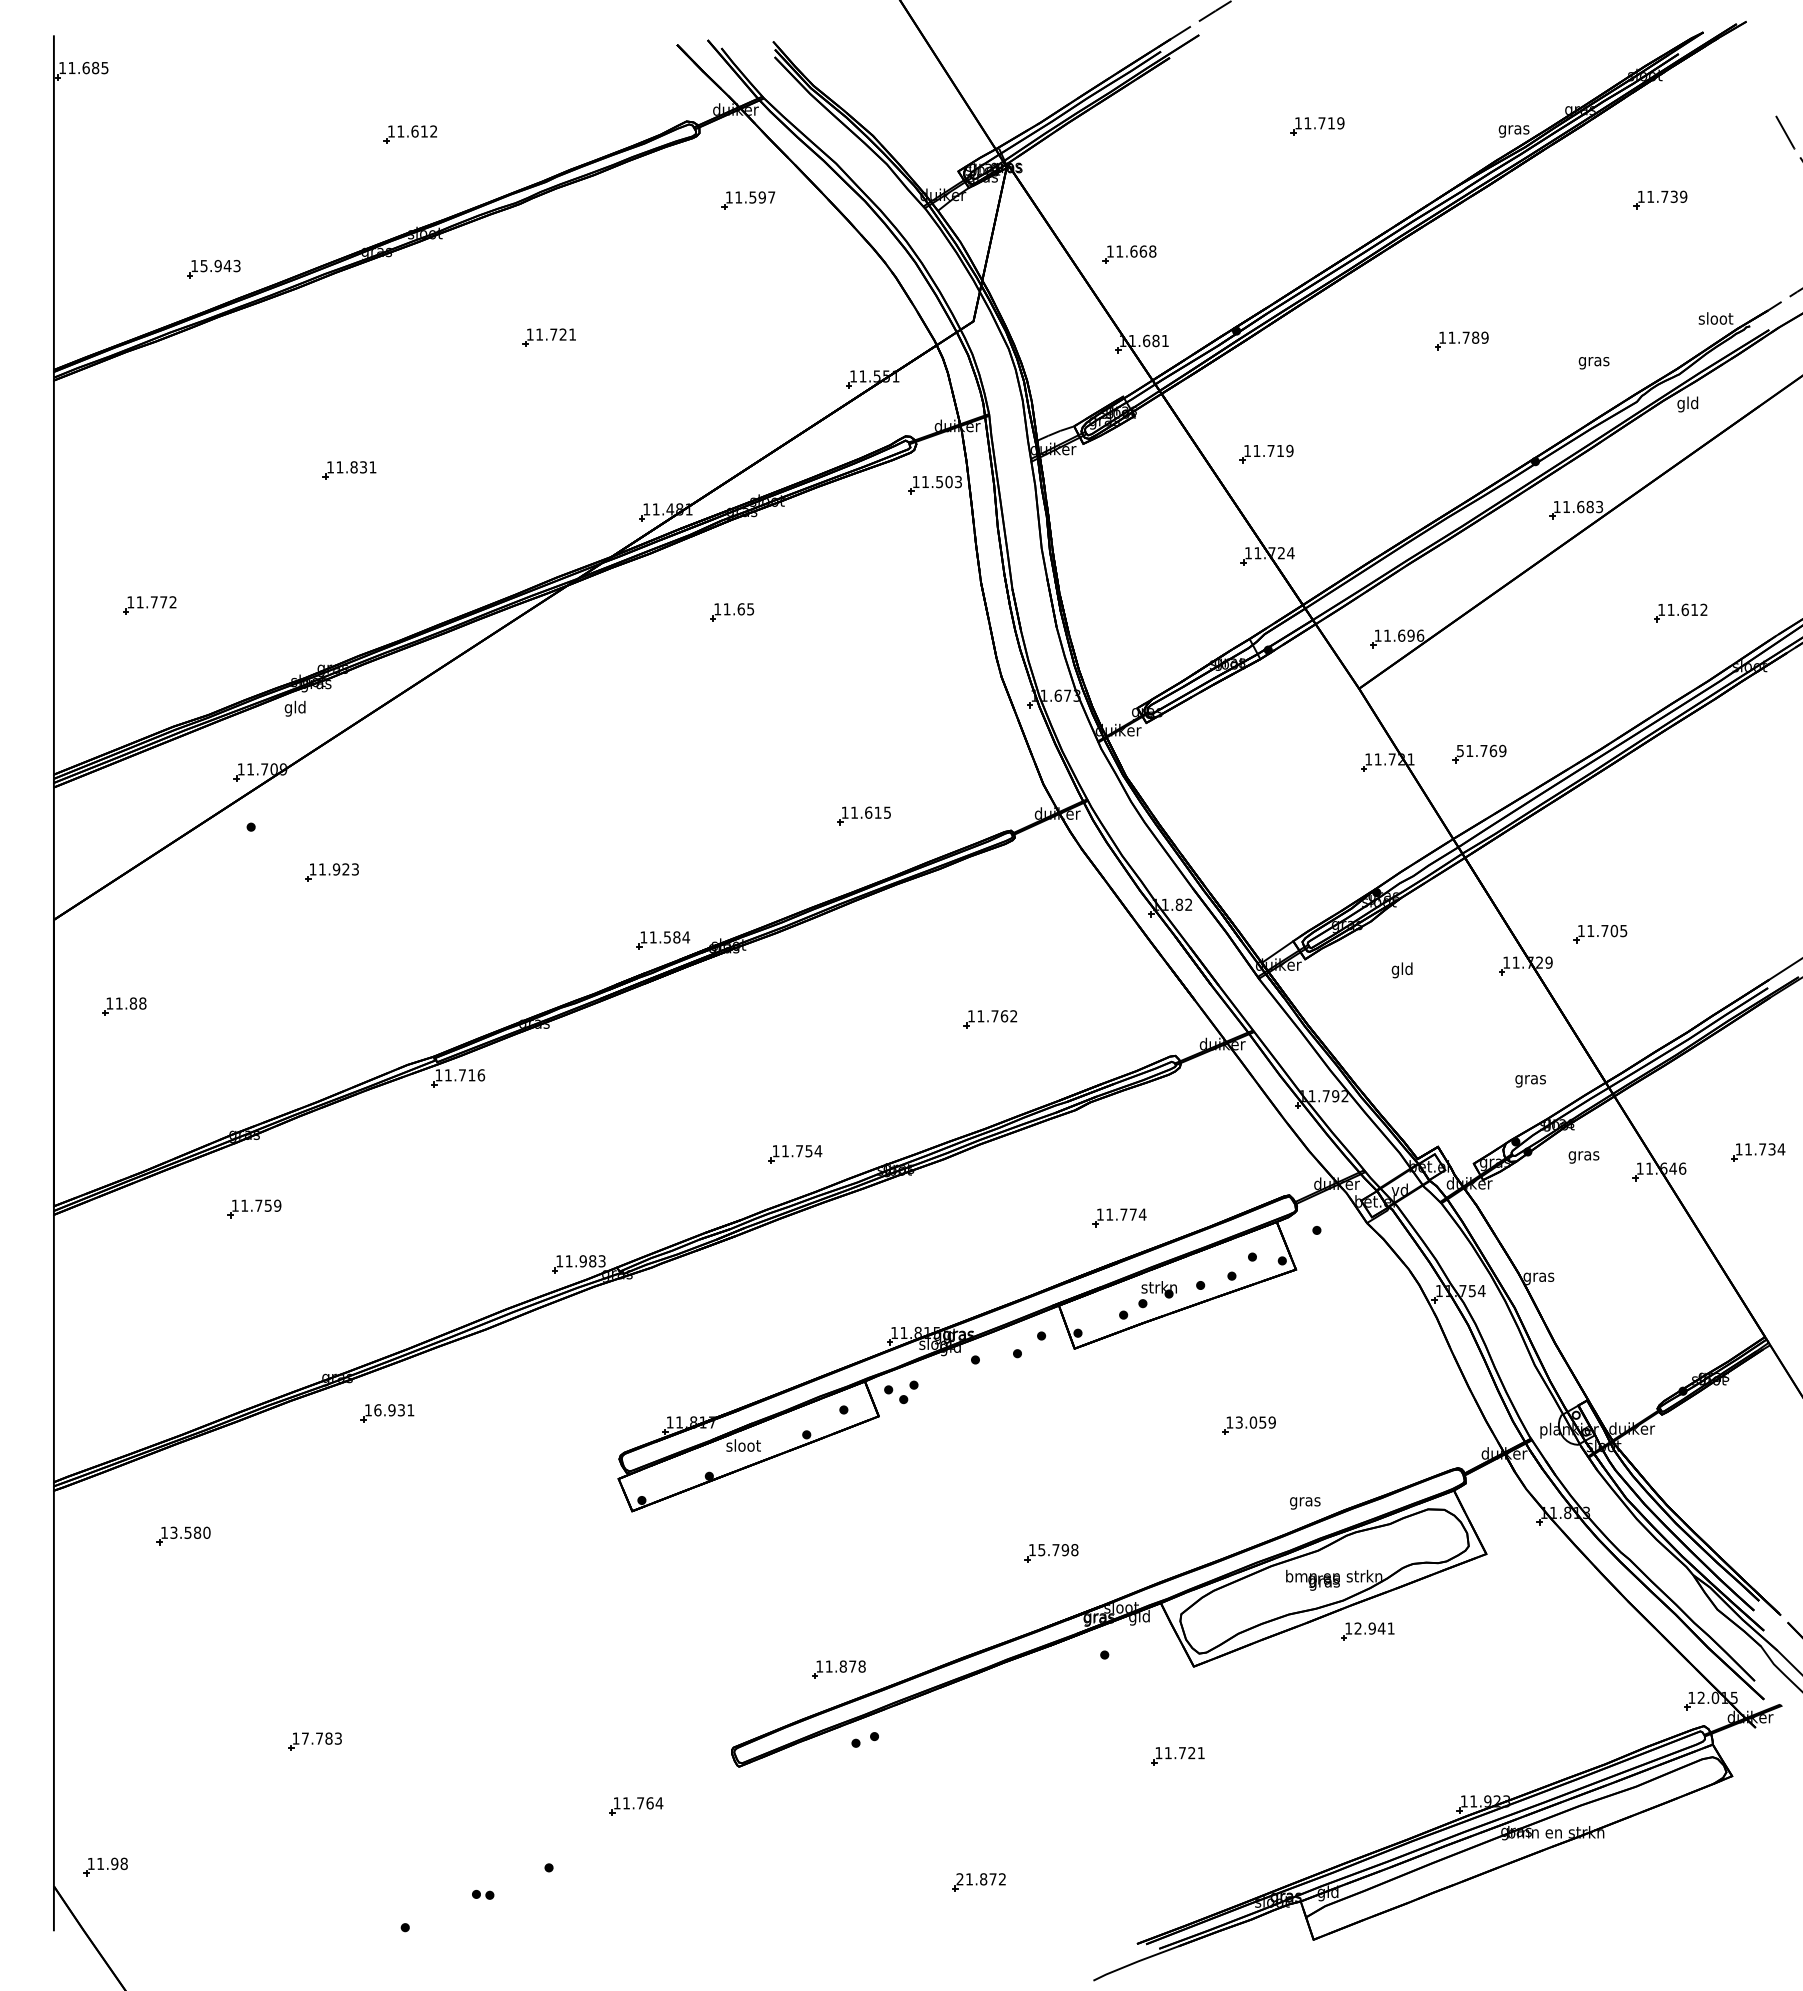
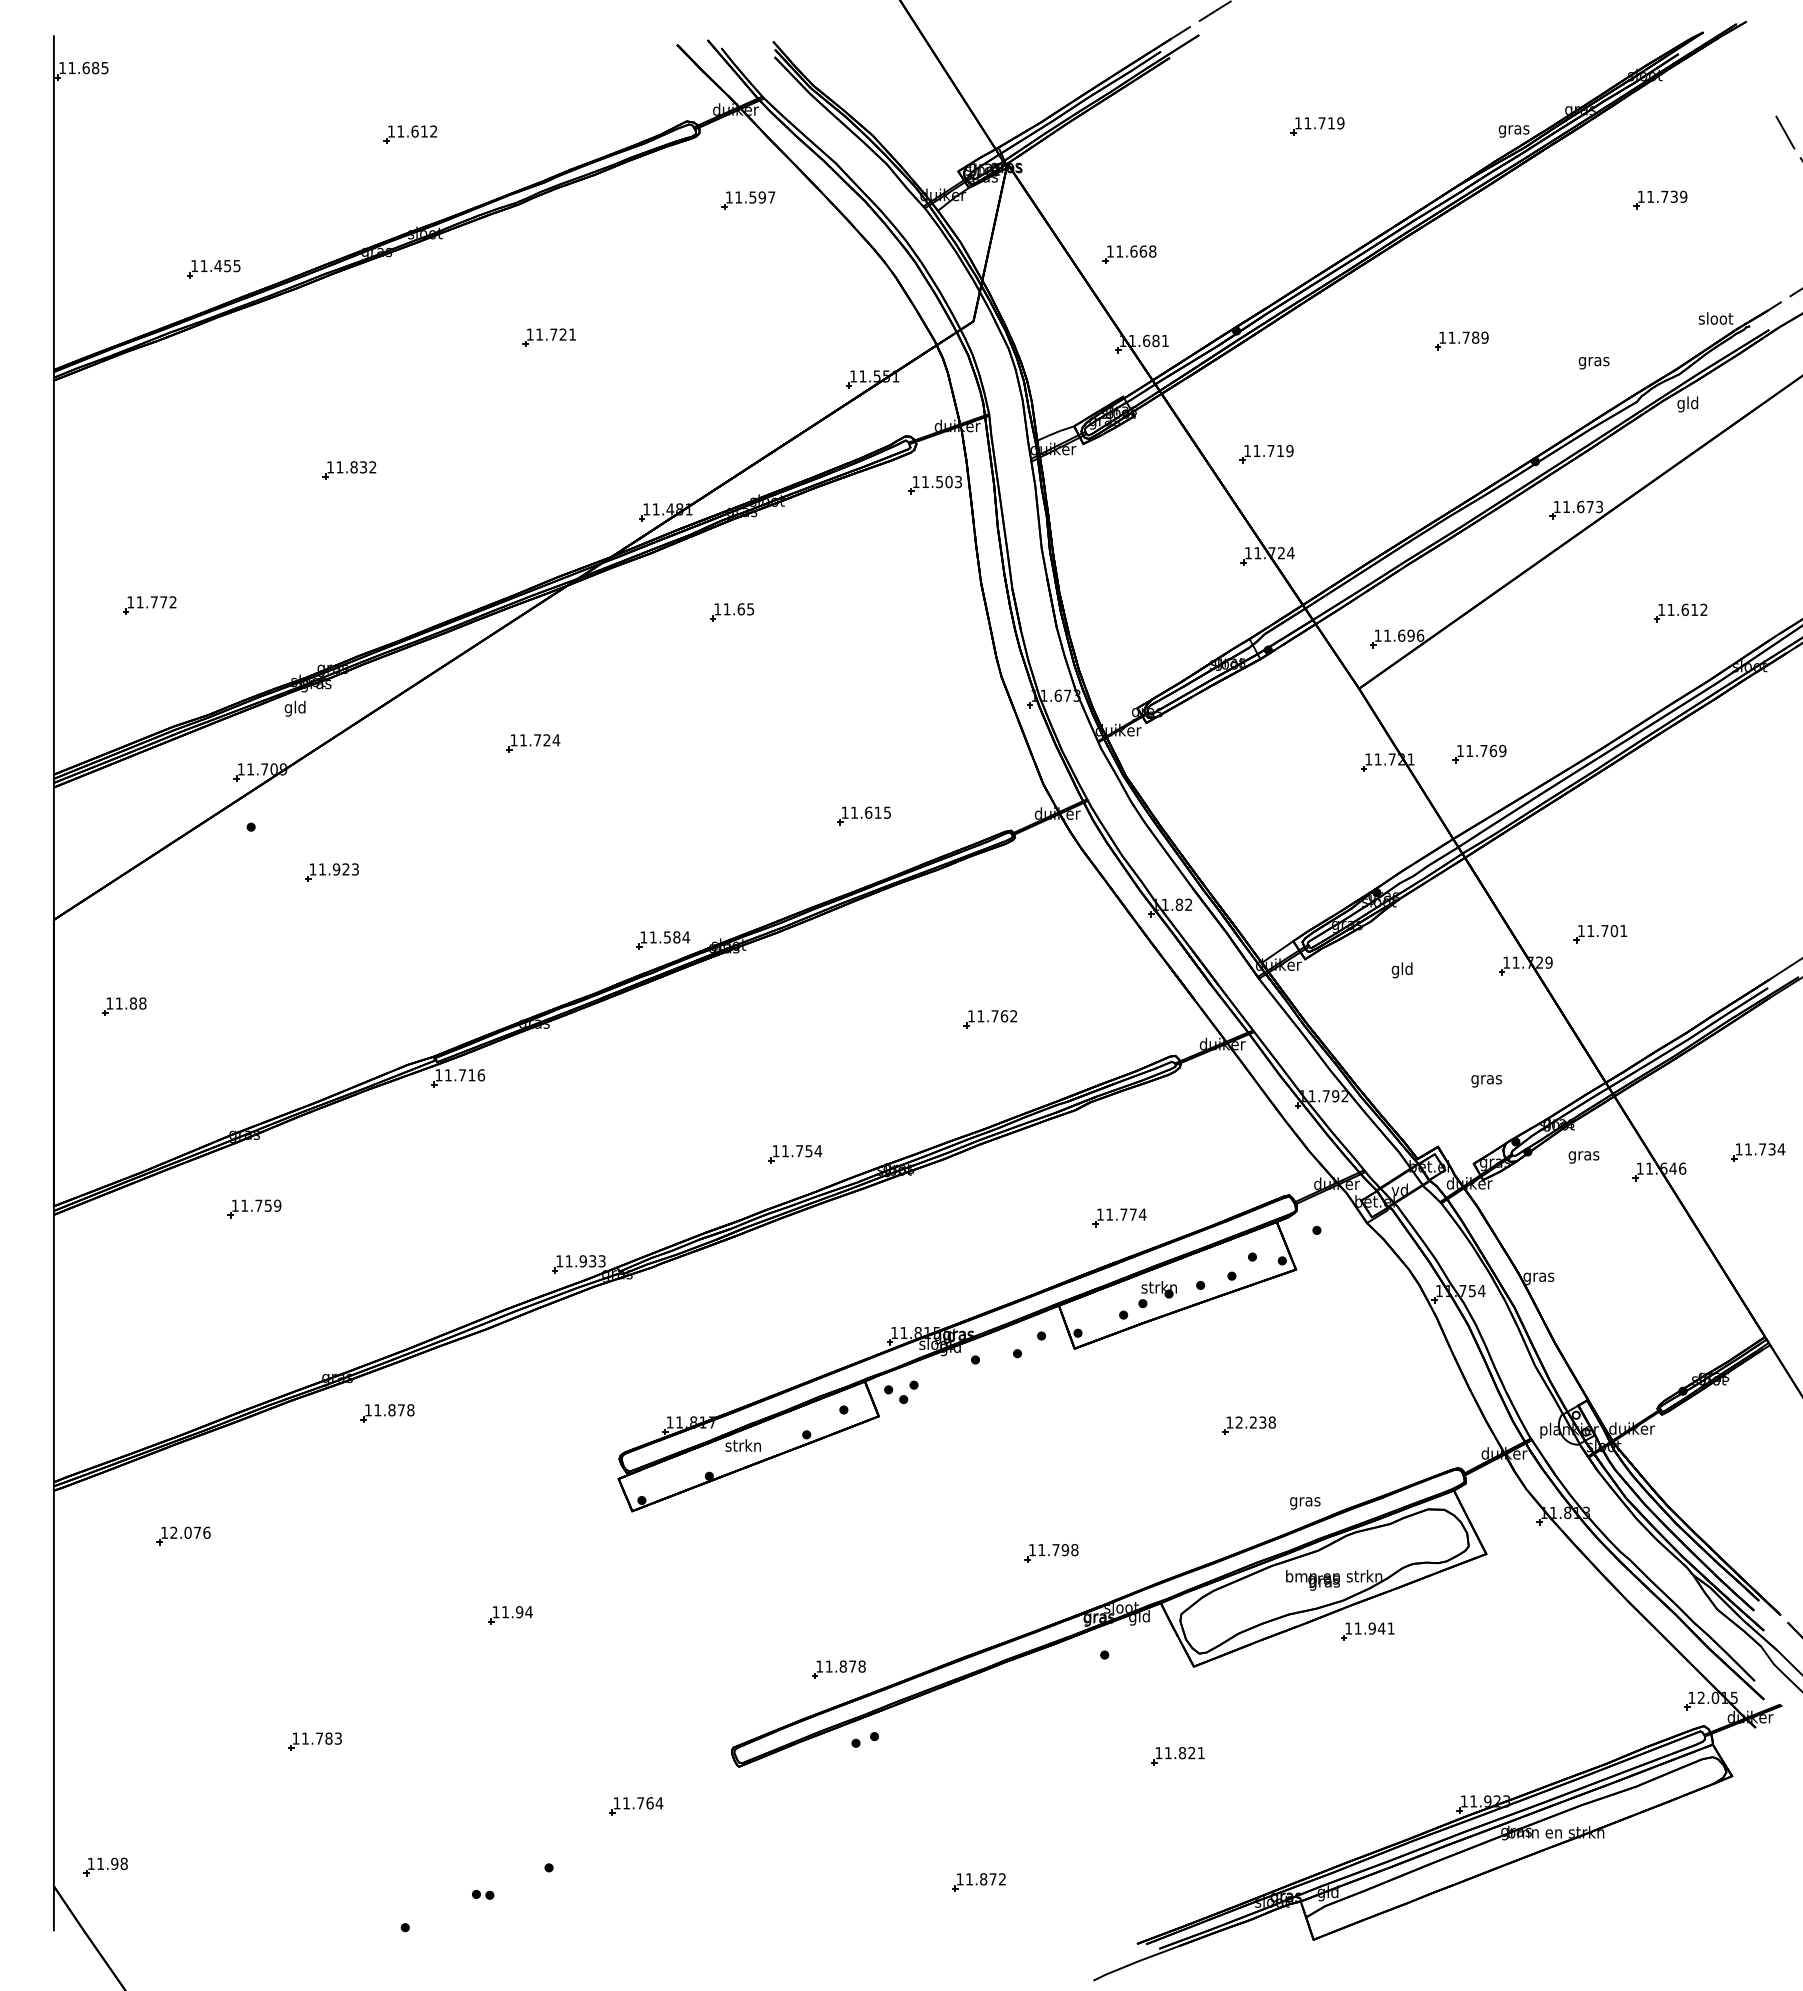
text: 15.943 -> 11.455 (220, 265)
text: 11.831 -> 11.832 (372, 467)
text: 11.683 -> 11.673 (1589, 506)
part: none -> present (533, 743)
text: 51.769 -> 11.769 (1460, 751)
text: 11.705 -> 11.701 (1623, 931)
text position: (1530, 1081) -> (1486, 1081) (1486, 1081)
text: 11.983 -> 11.933 (592, 1261)
text: 16.931 -> 11.878 (394, 1410)
text: 13.059 -> 12.238 (1255, 1422)
text: sloot -> strkn (742, 1445)
text: 13.580 -> 12.076 (190, 1532)
text: 15.798 -> 11.798 (1041, 1550)
part: none -> present (510, 1615)
text: 12.941 -> 11.941 (1357, 1628)
text: 17.783 -> 11.783 (305, 1738)
text: 11.721 -> 11.821 (1182, 1753)
text: 21.872 -> 11.872 (959, 1879)
